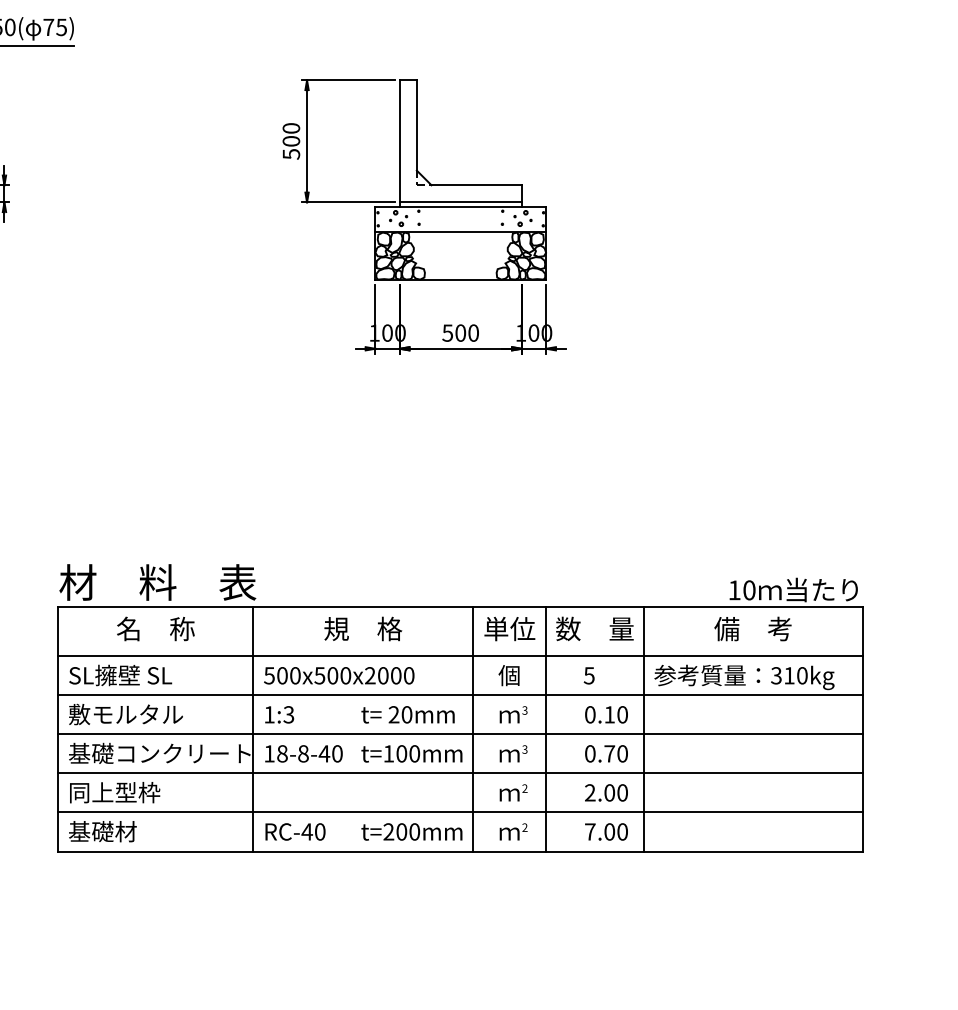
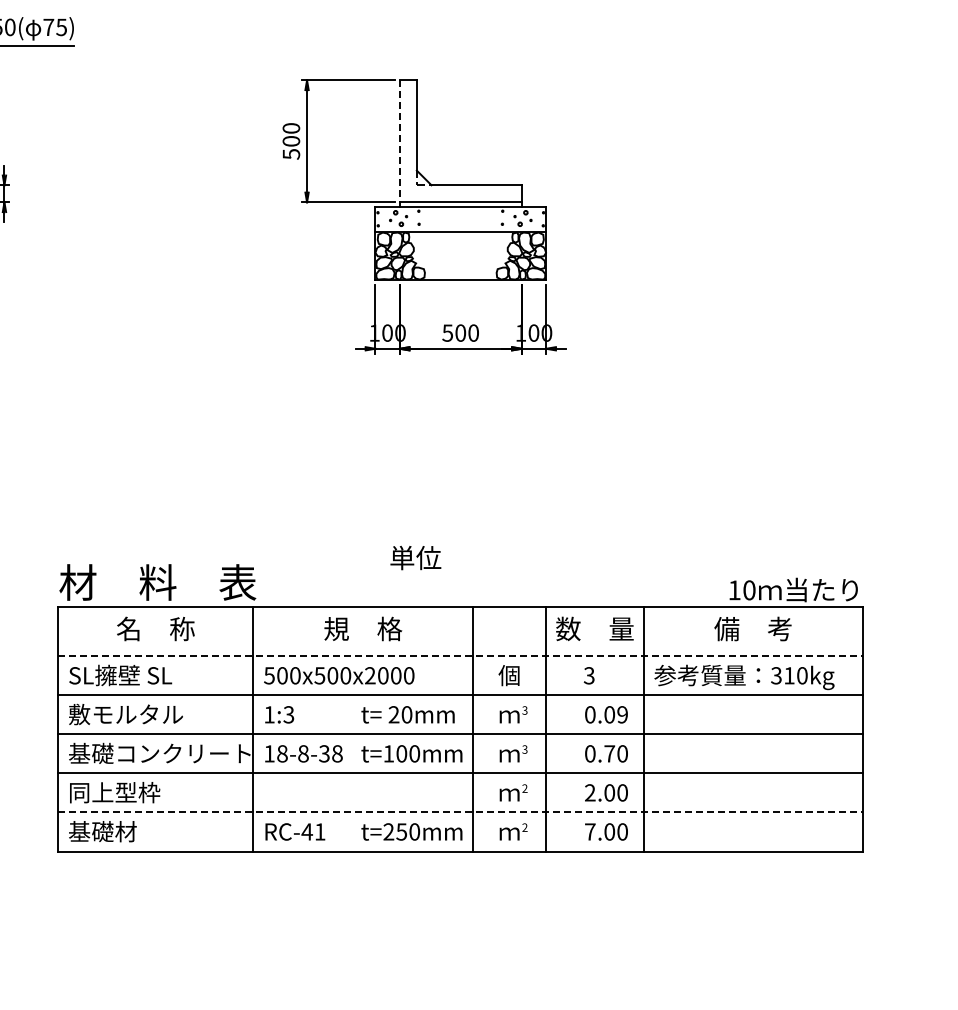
line: solid -> dashed (399, 141)
text position: (509, 628) -> (415, 557) (415, 557)
line: solid -> dashed (460, 656)
text: 5 -> 3 (589, 675)
text: 0.10 -> 0.09 (615, 714)
text: 18-8-40 -> 18-8-38 (330, 753)
line: solid -> dashed (460, 812)
text: RC-40 -> RC-41 (320, 831)
text: t=200mm -> t=250mm (401, 831)
